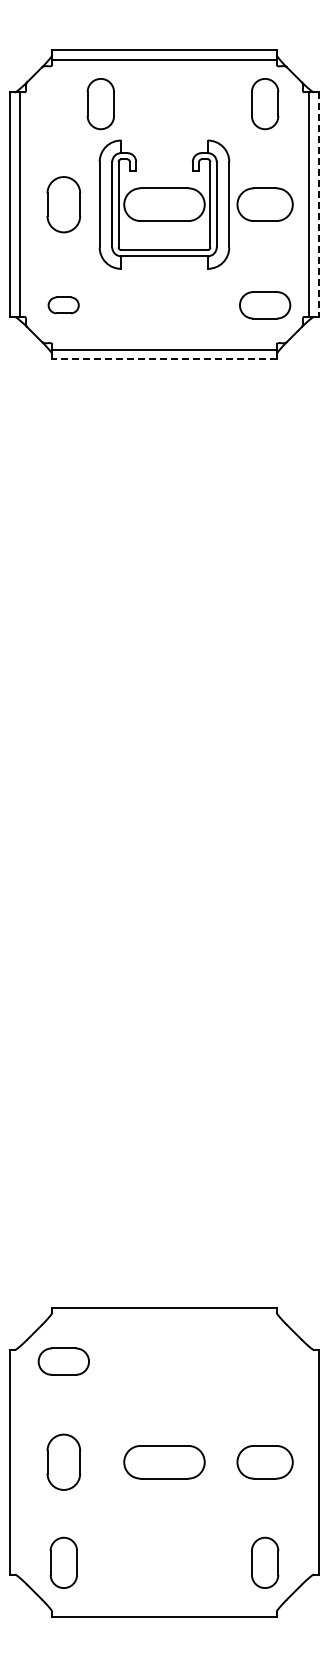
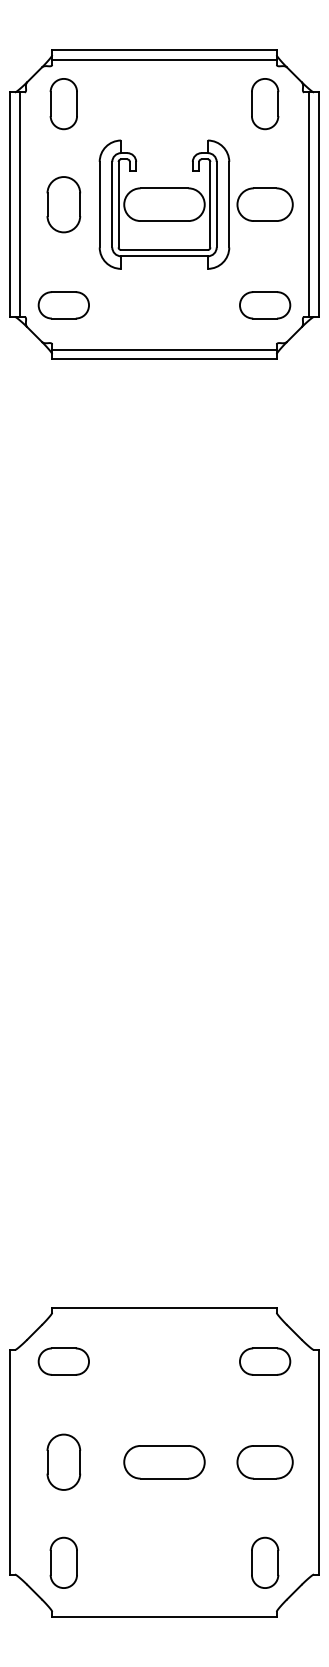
part position: (100, 104) -> (63, 104) (63, 104)
line: dashed -> solid (319, 205)
part size: 33x19 px -> 53x29 px (63, 305)
line: dashed -> solid (163, 359)
part: none -> present (265, 1361)
